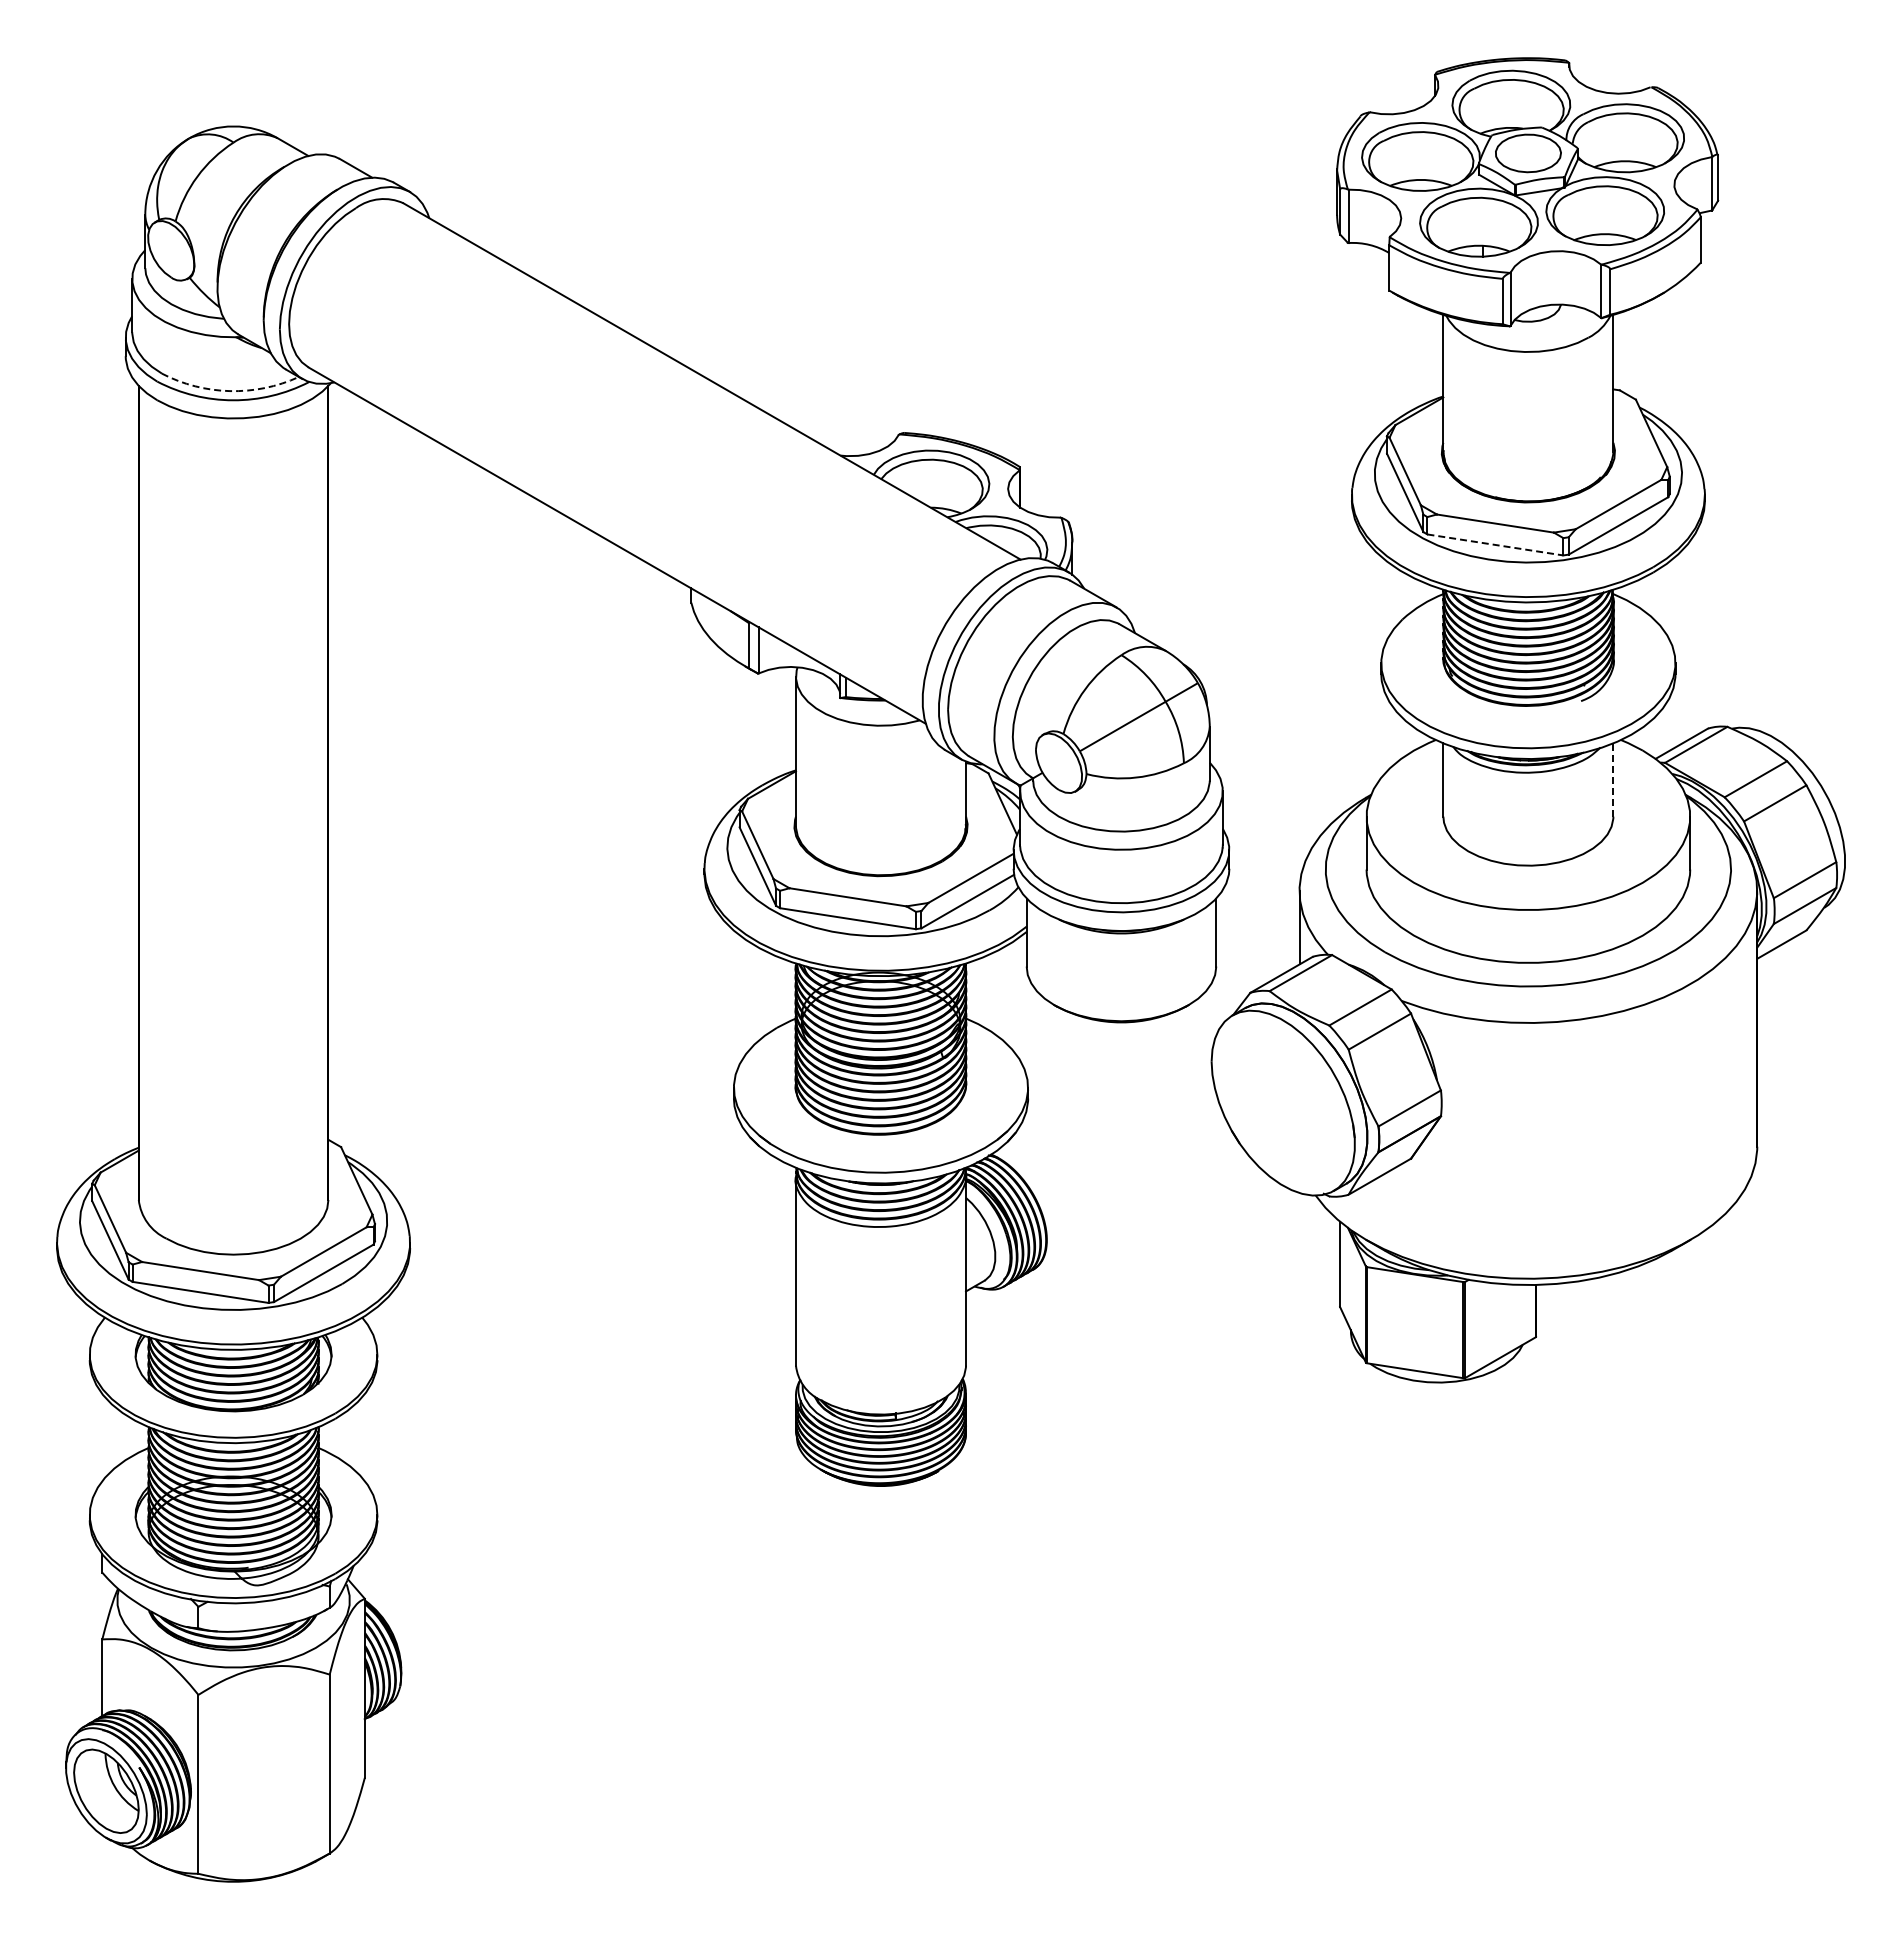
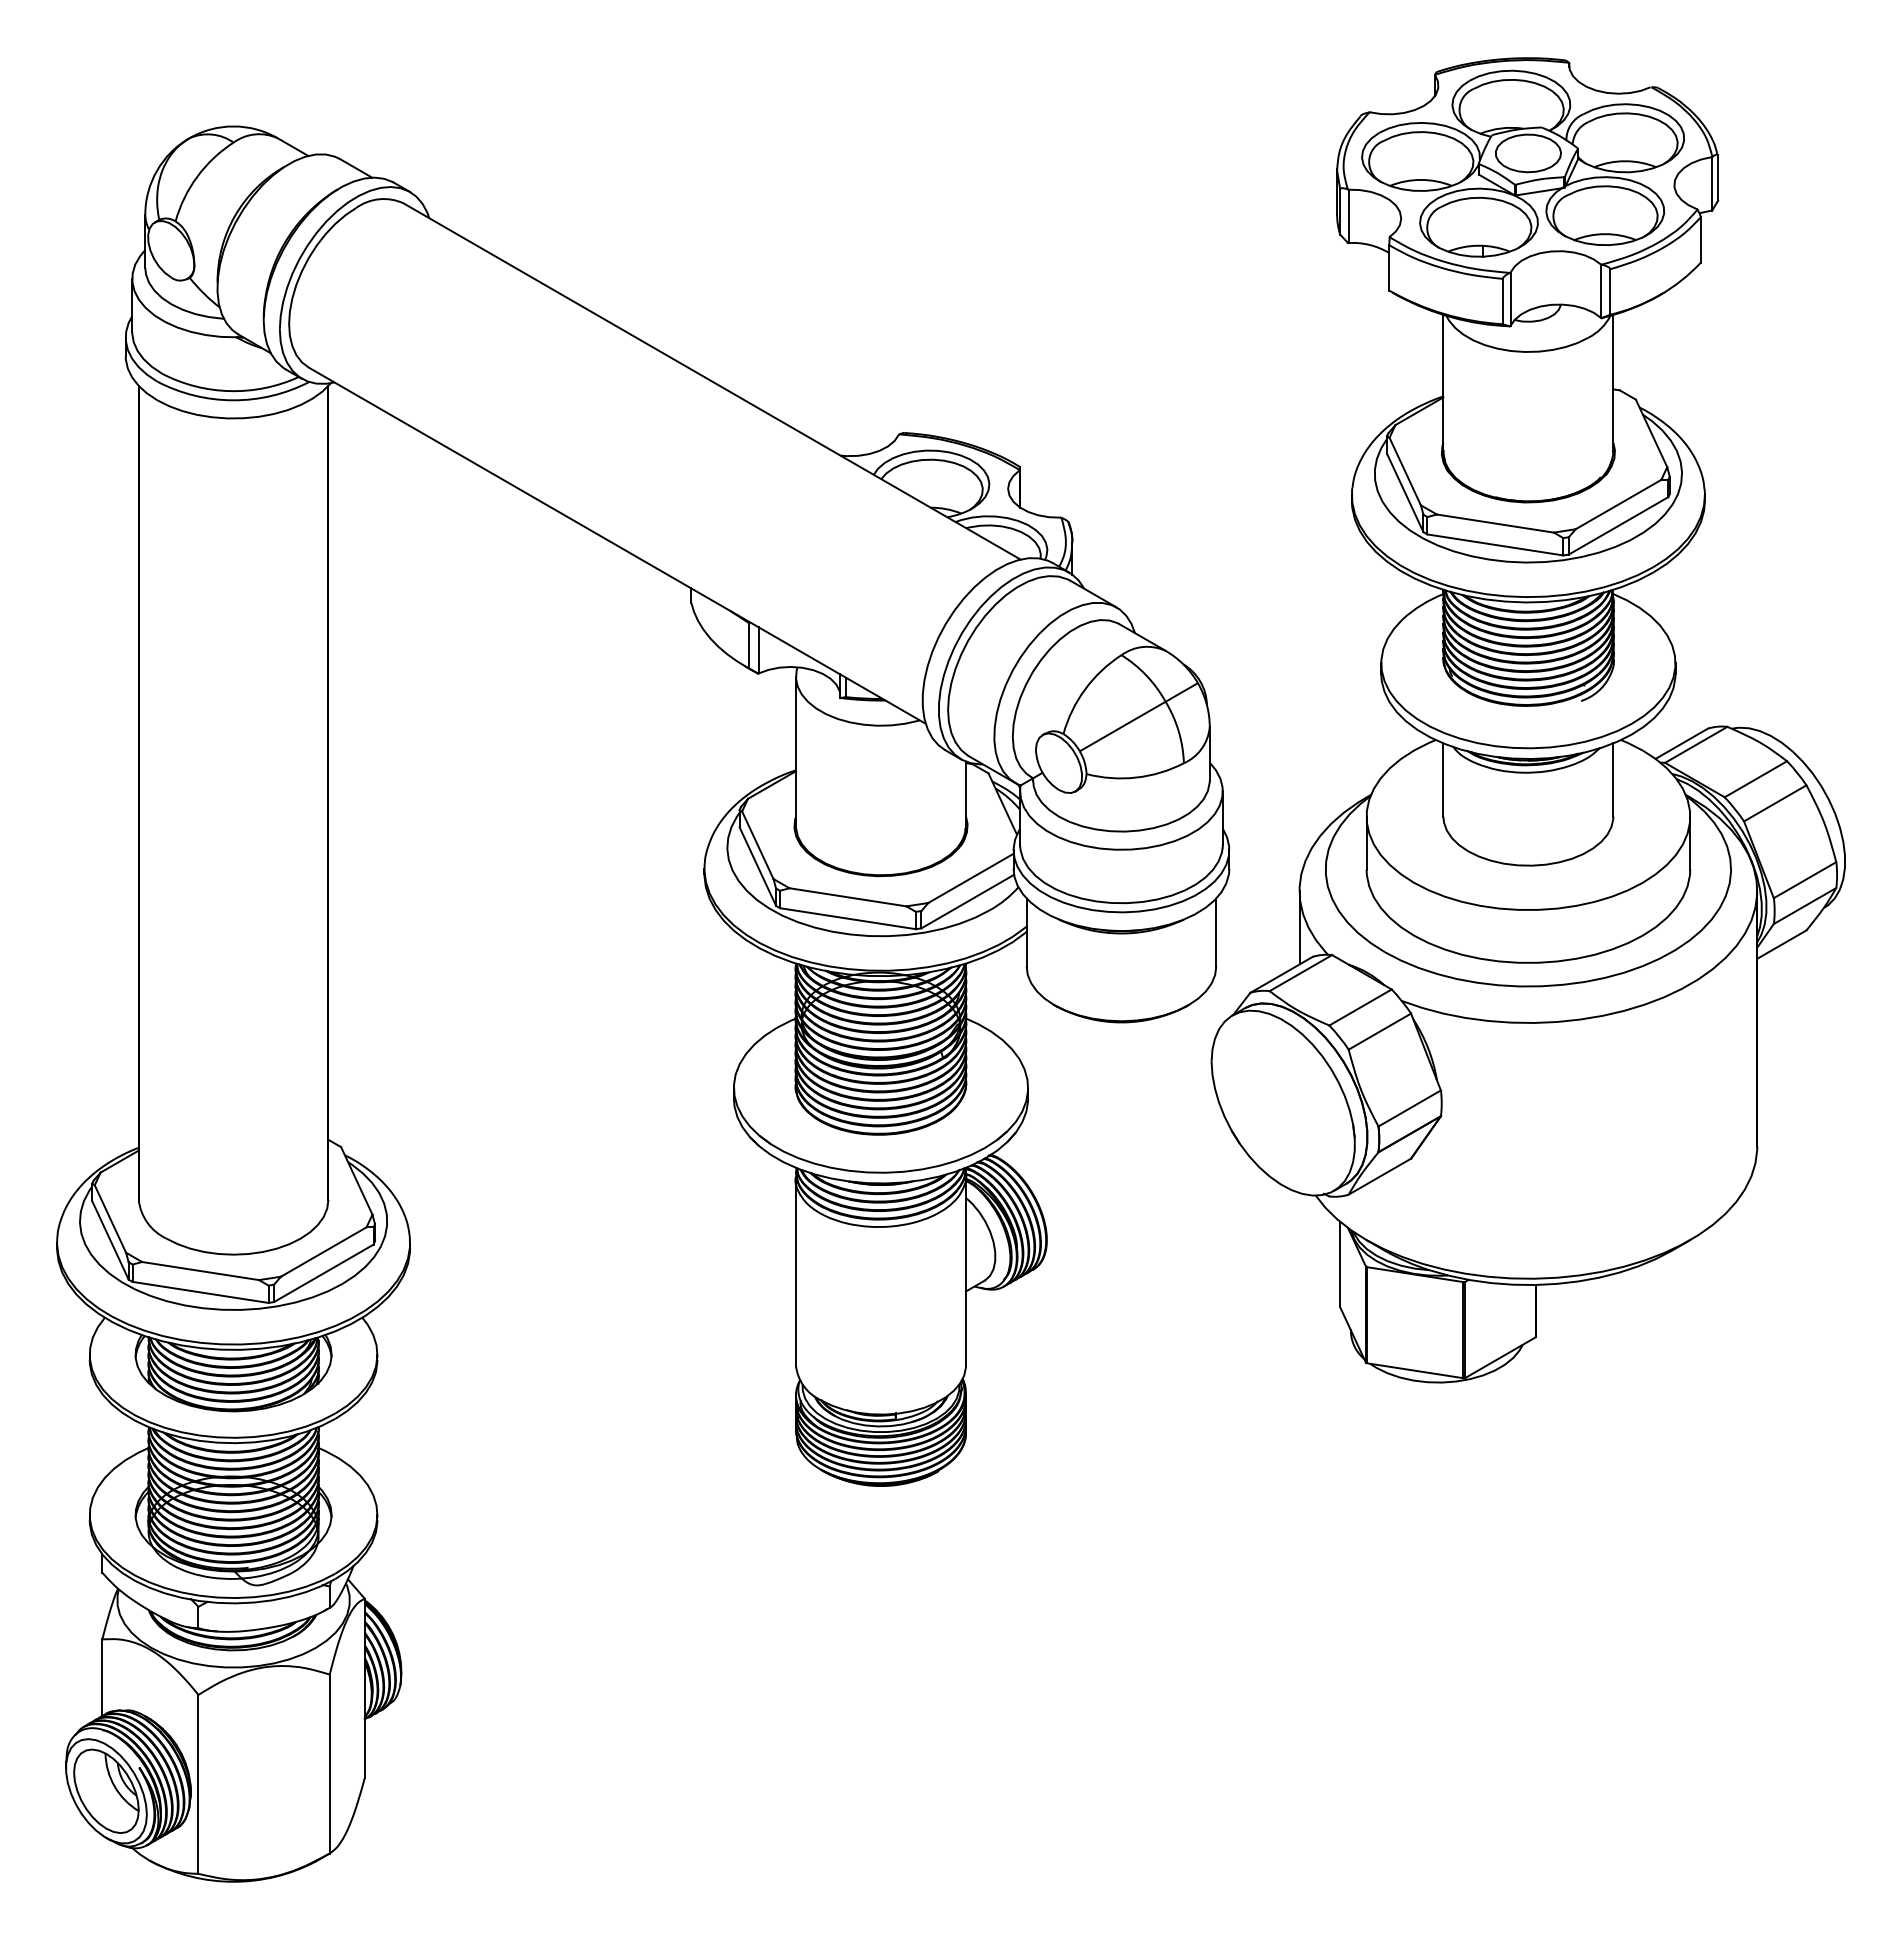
arc: dashed -> solid (229, 391)
line: dashed -> solid (1495, 544)
line: dashed -> solid (1613, 780)
